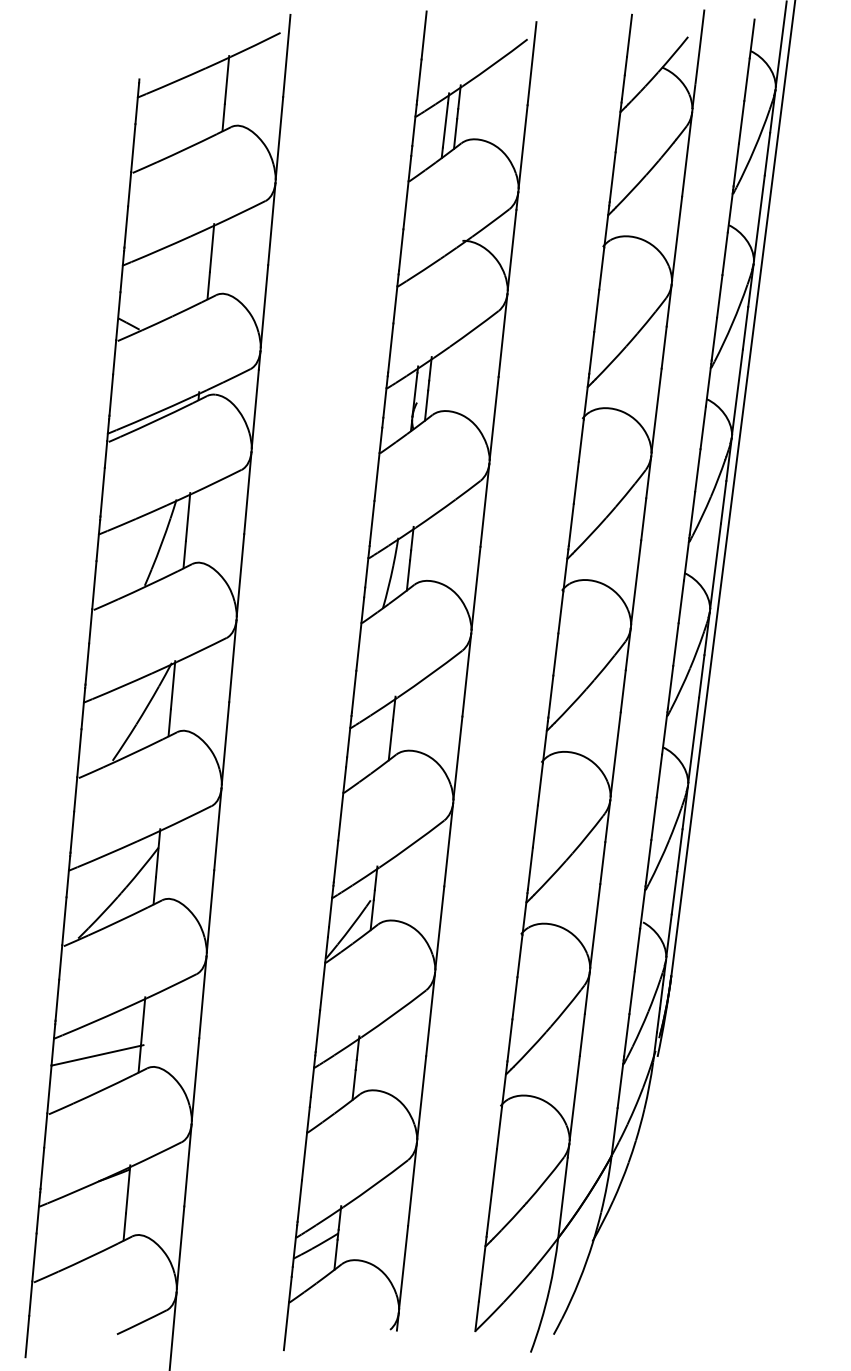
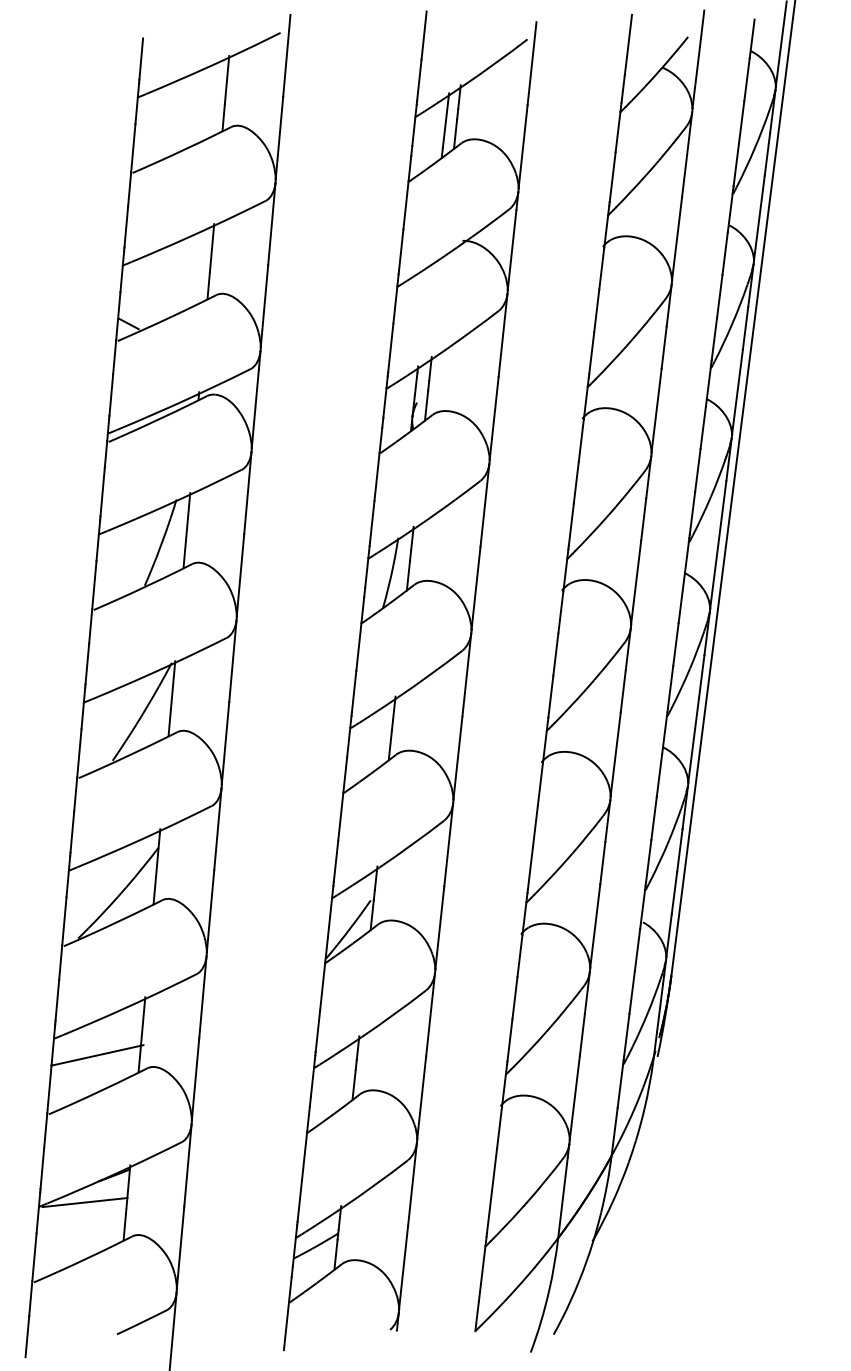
line: none -> present (141, 58)
line: none -> present (84, 1202)
